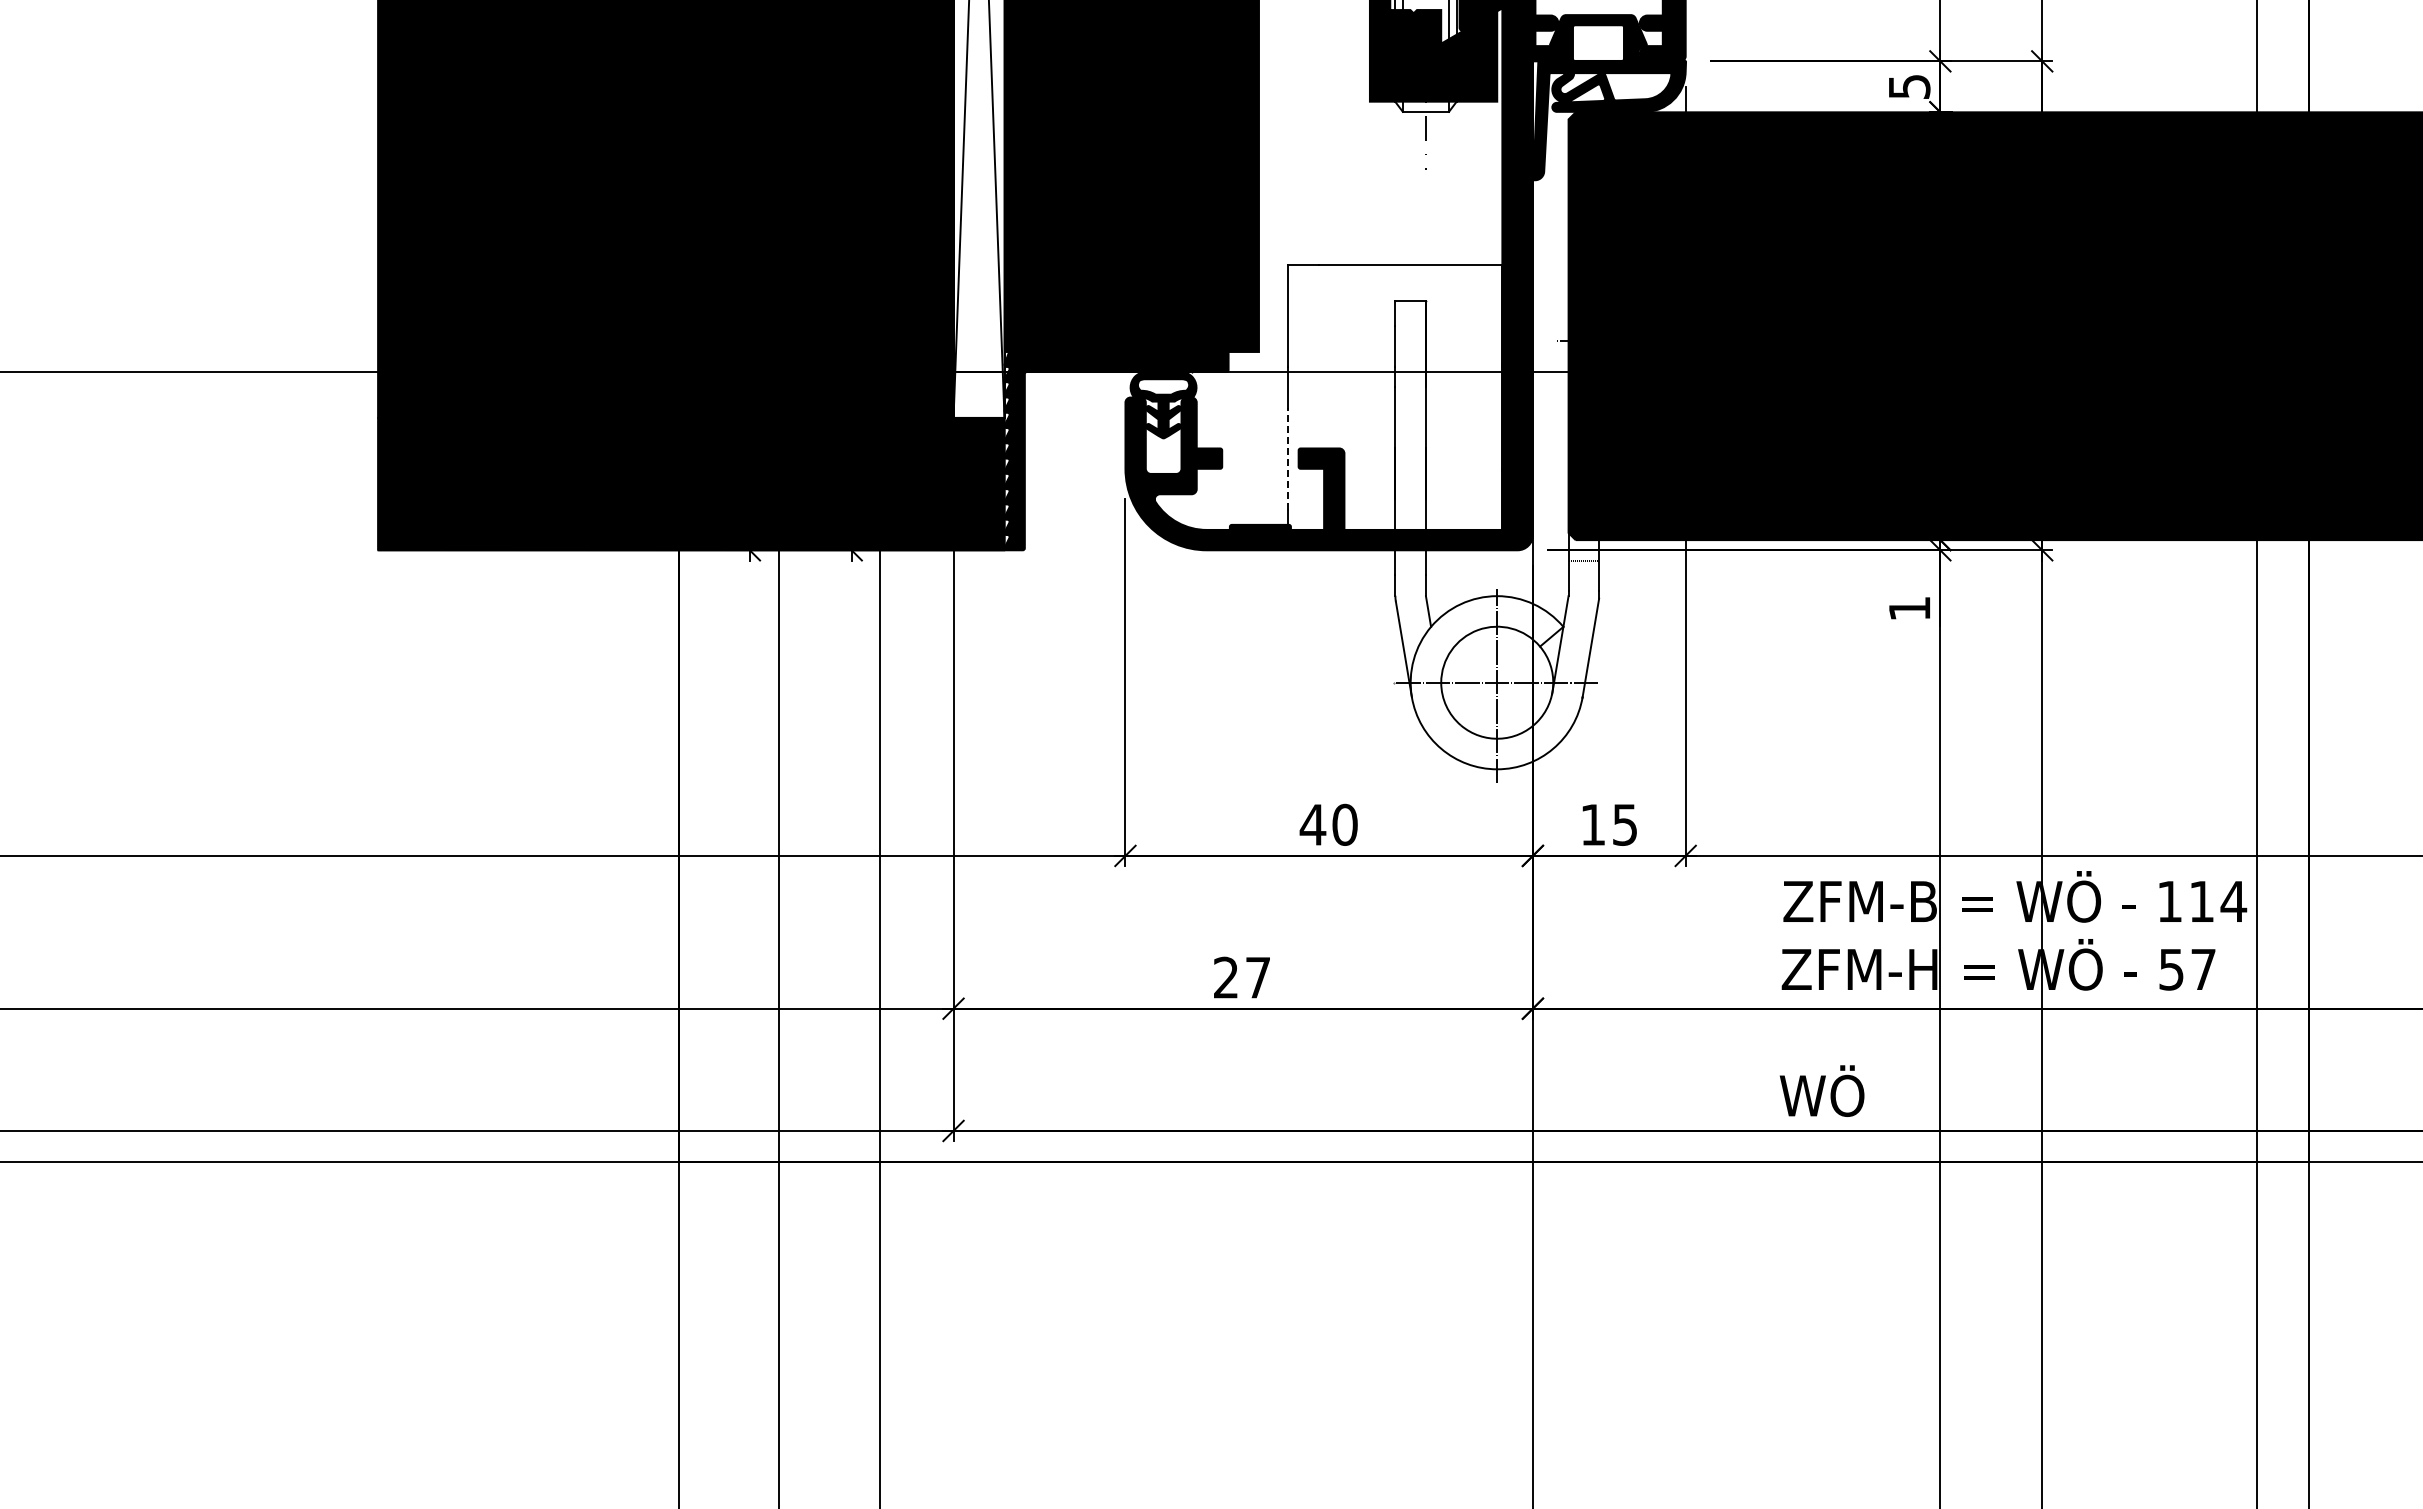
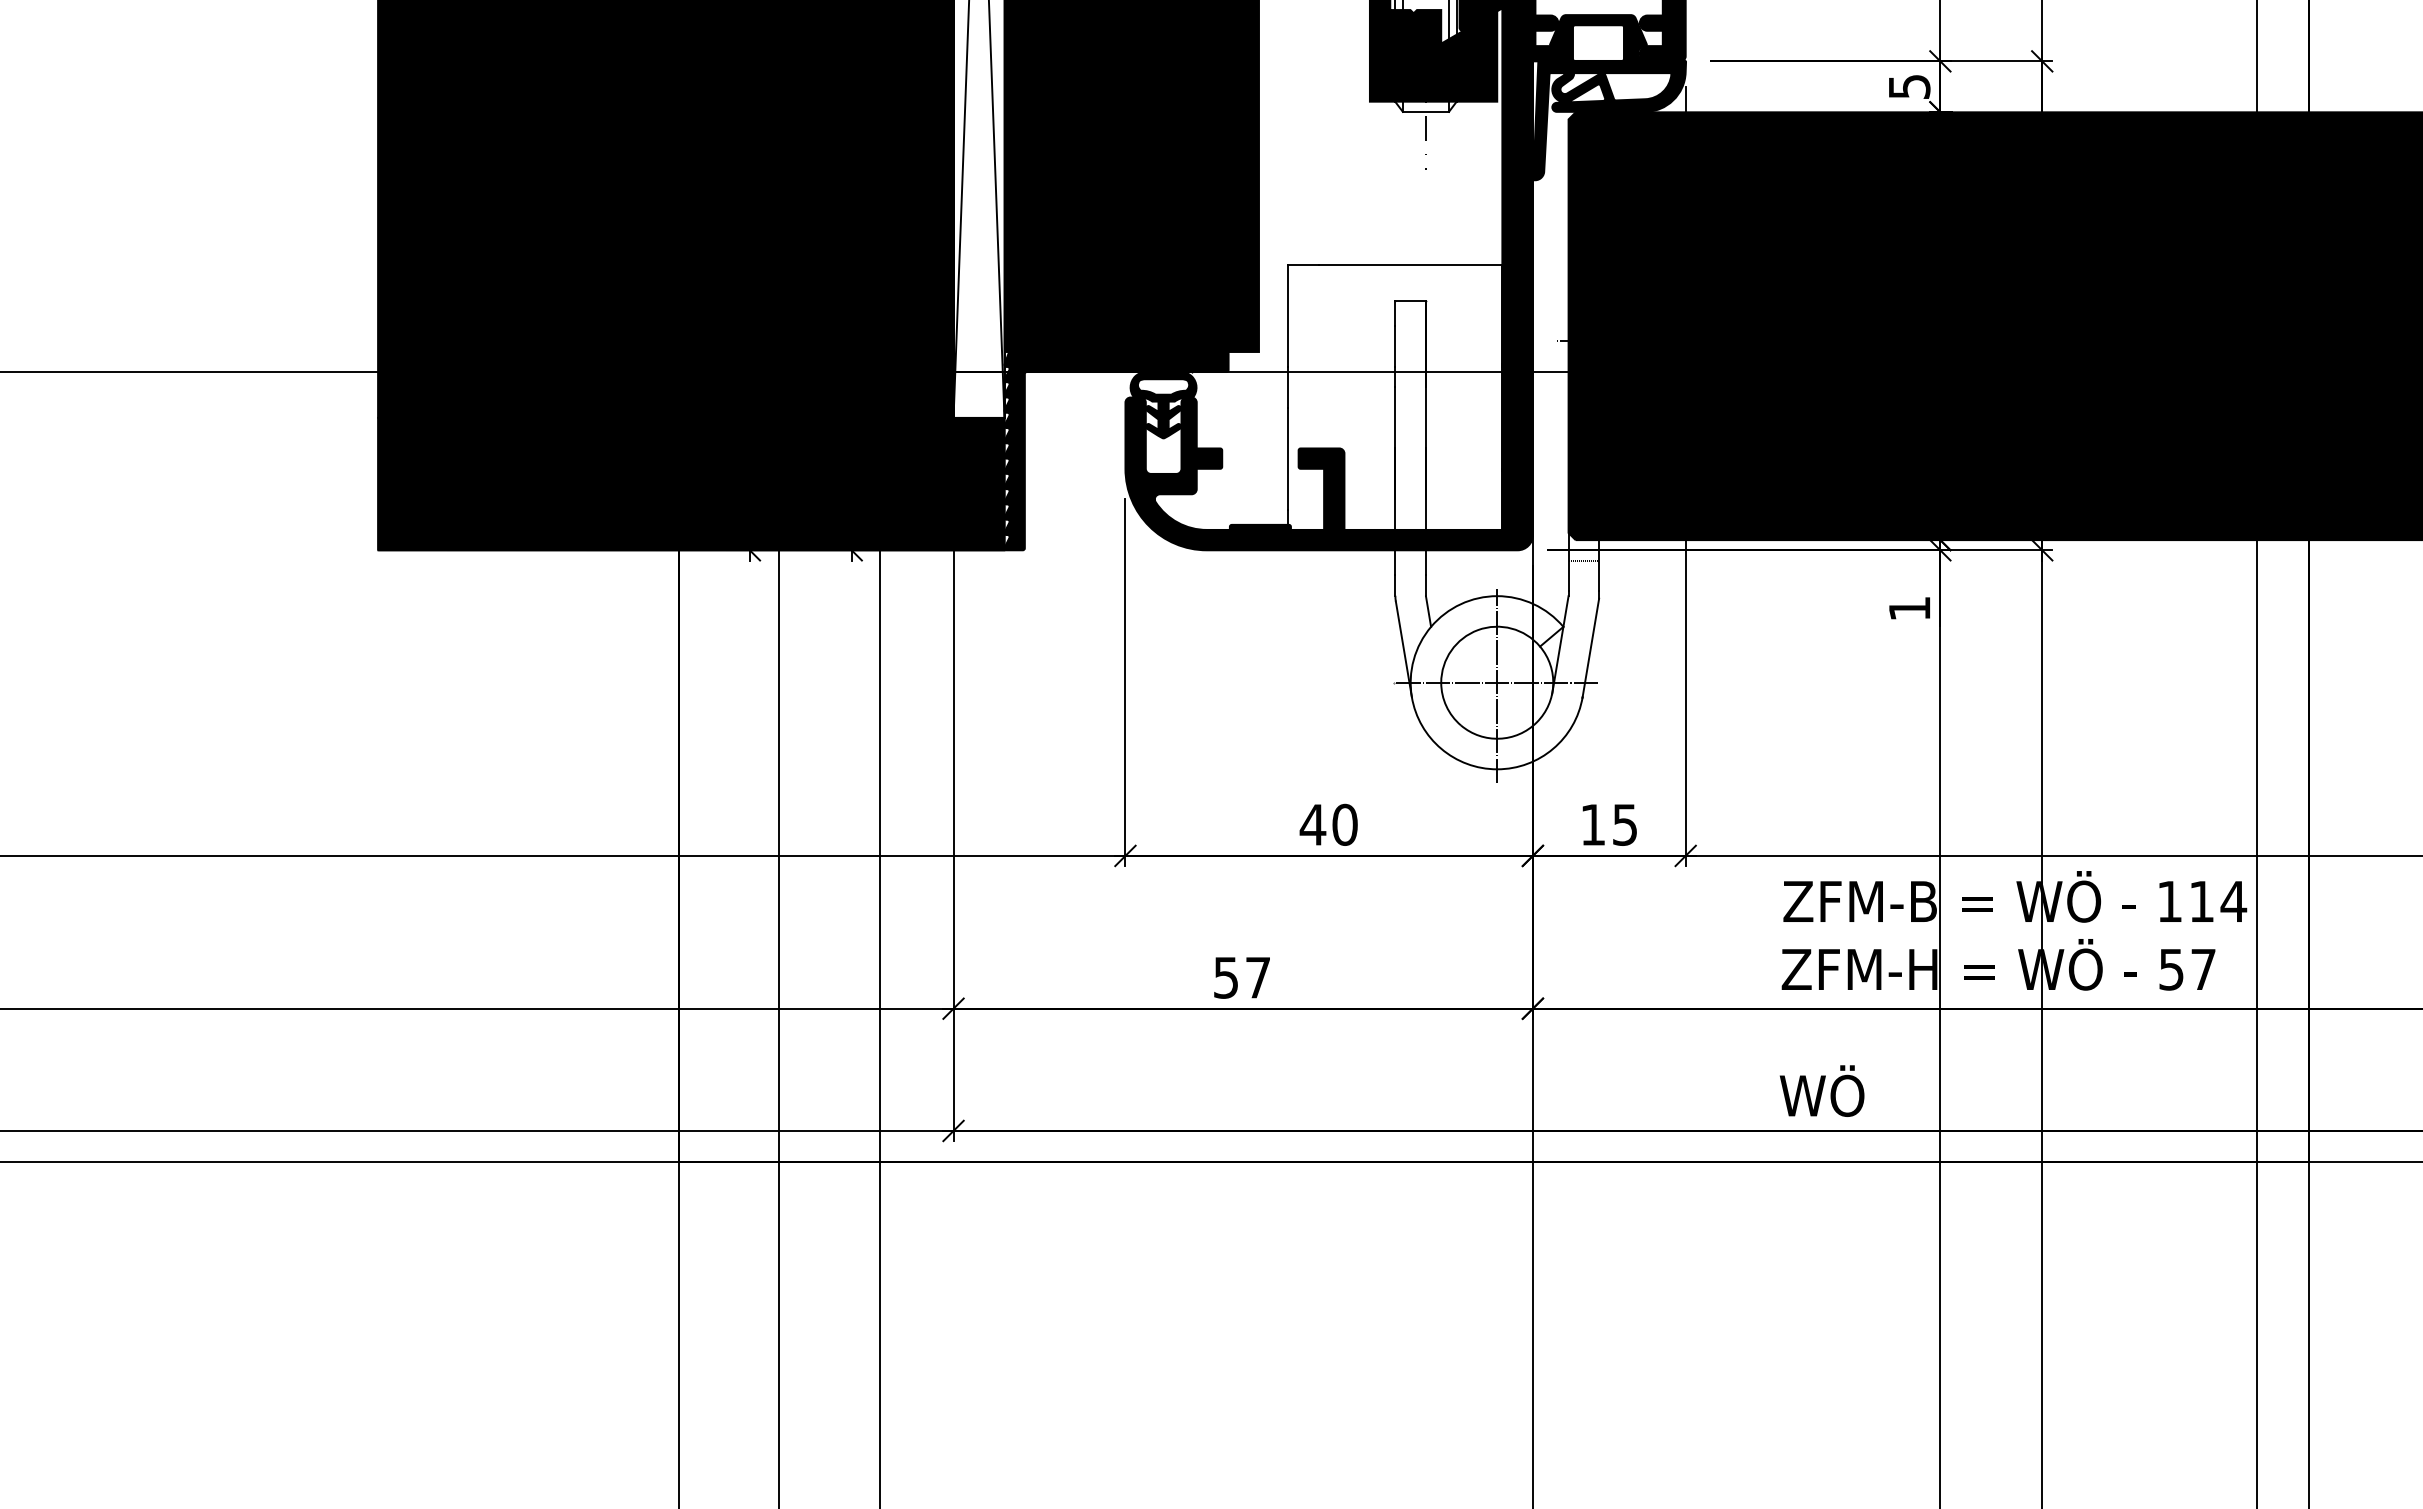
line: dashed -> solid (1288, 458)
text: 27 -> 57 (1225, 977)
